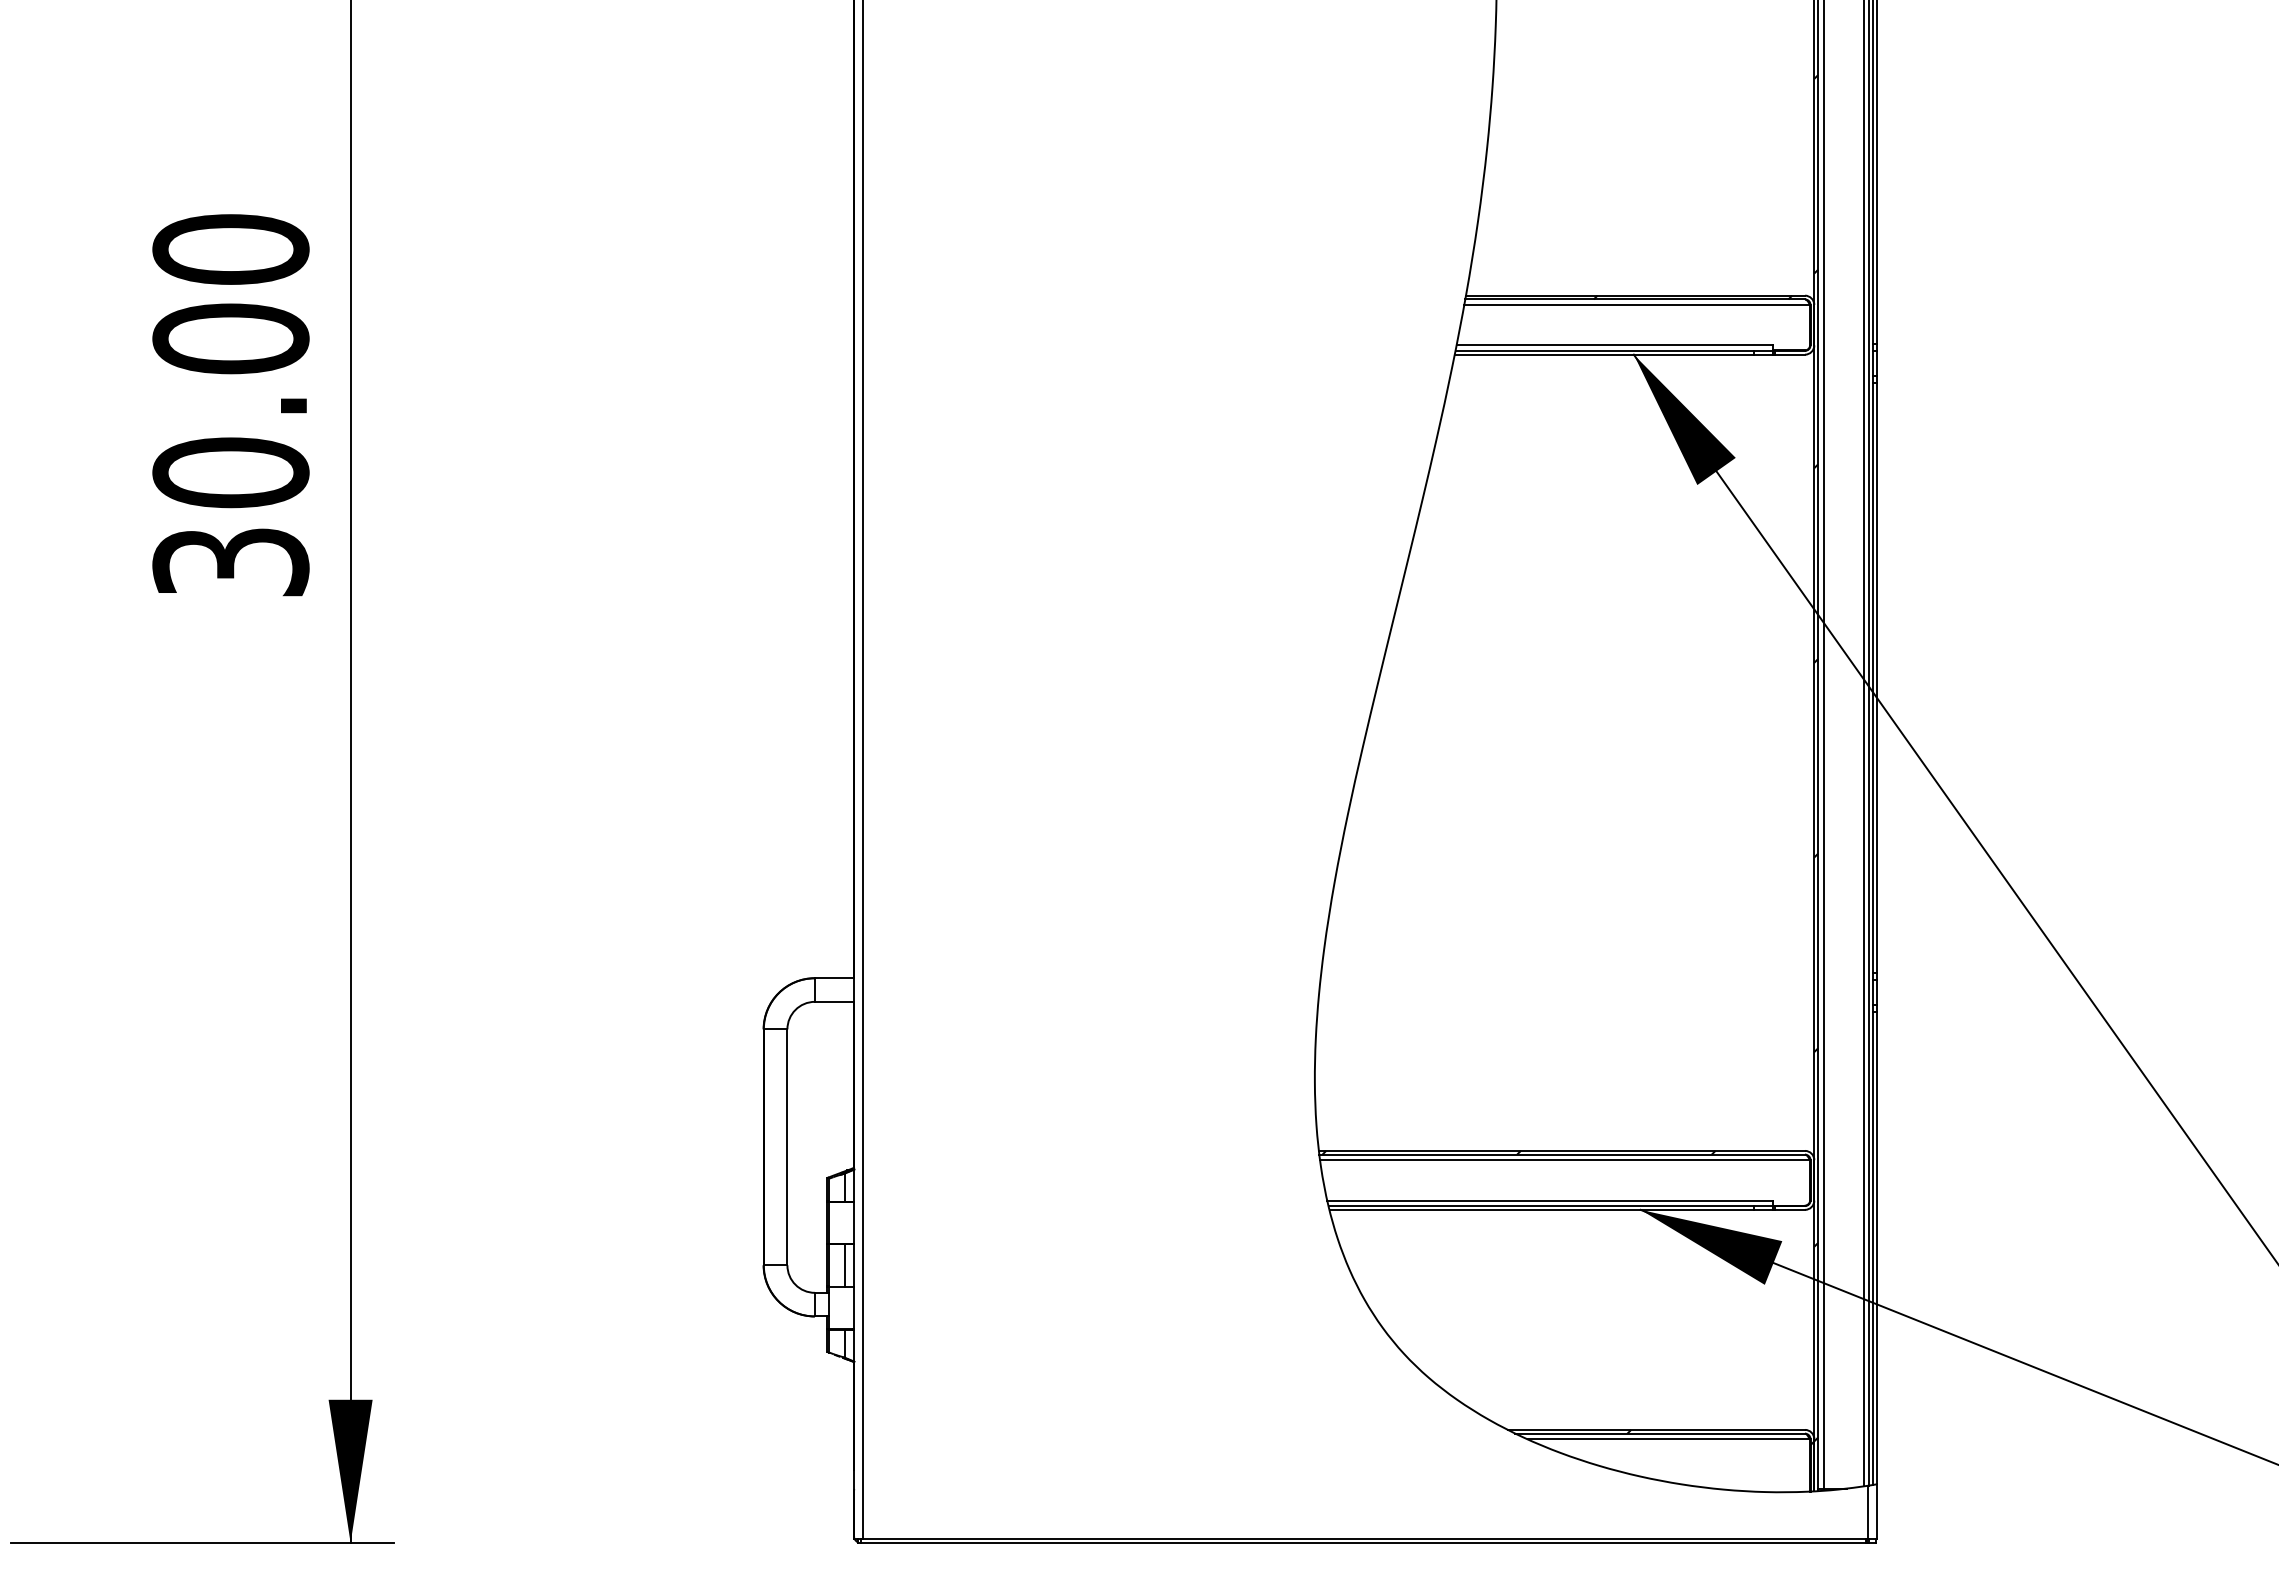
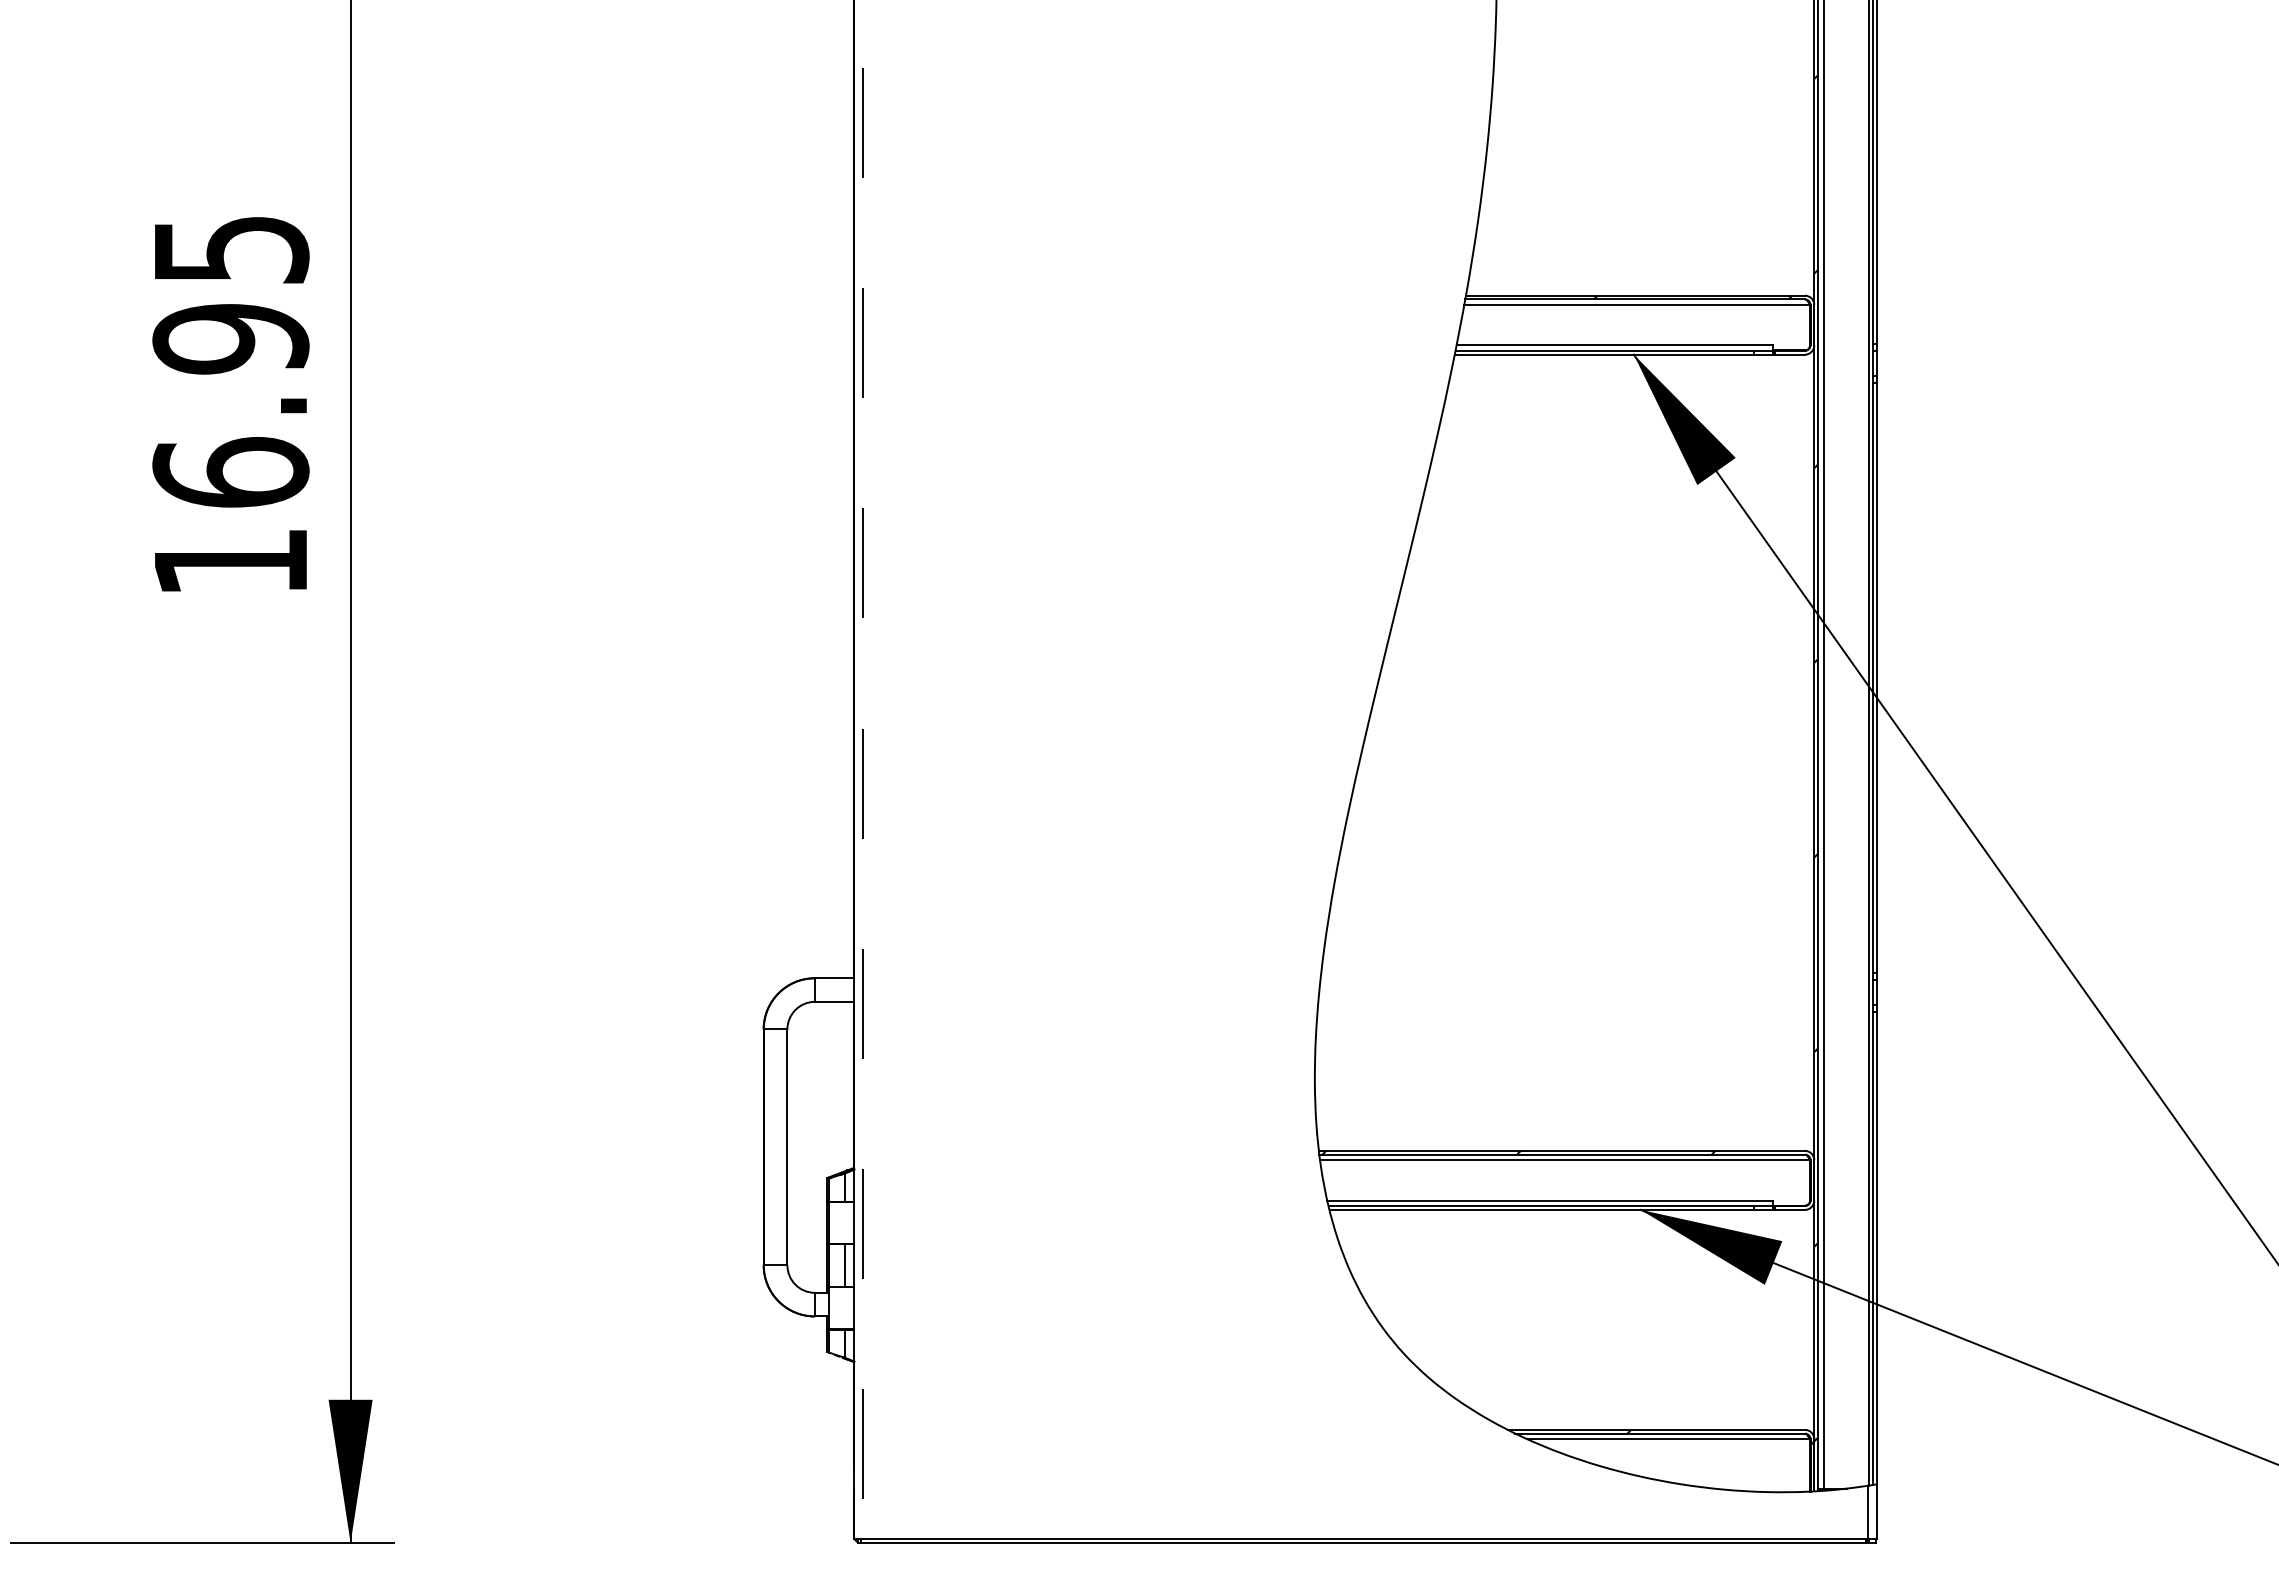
text: 30.00 -> 16.95 (230, 405)
line: present -> none (1863, 744)
line: solid -> dashed (862, 770)
